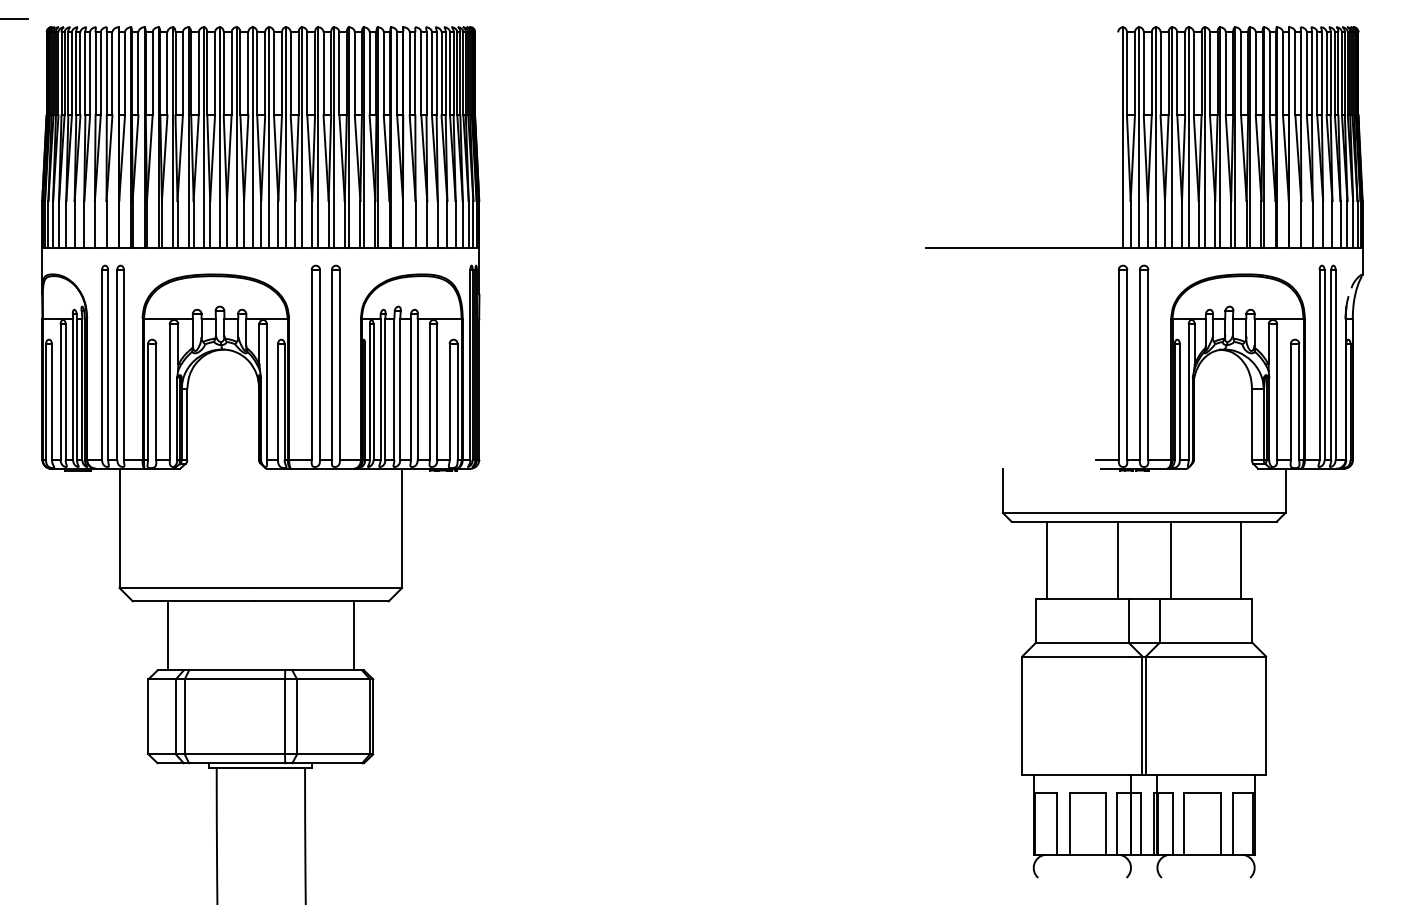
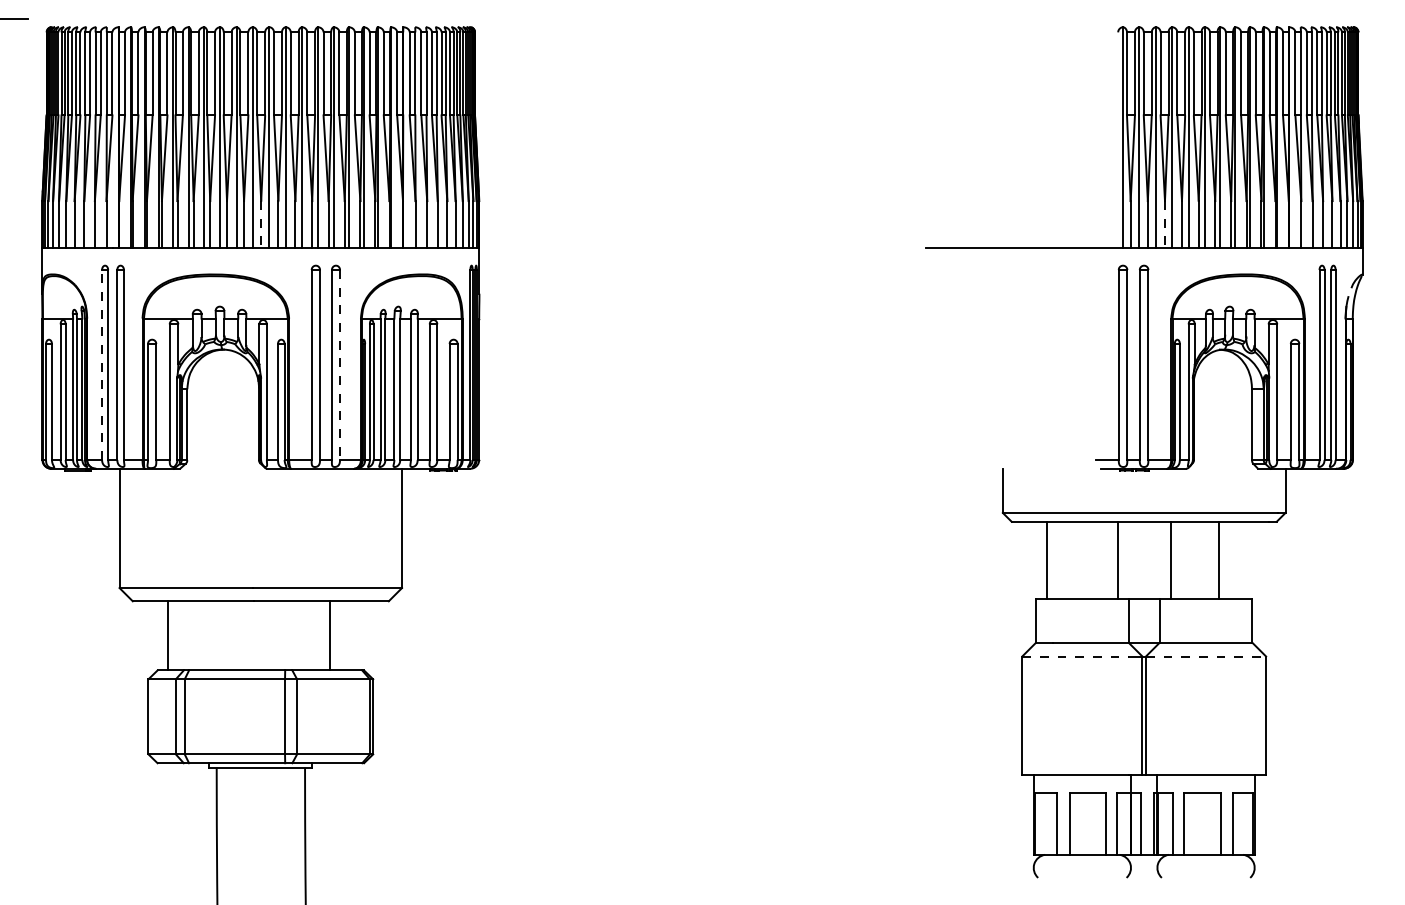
line: solid -> dashed (261, 225)
line: solid -> dashed (1164, 225)
line: solid -> dashed (102, 364)
line: solid -> dashed (340, 364)
line position: (1241, 559) -> (1219, 559) (1219, 559)
line position: (353, 635) -> (329, 635) (329, 635)
line: solid -> dashed (1076, 656)
line: solid -> dashed (1206, 656)
